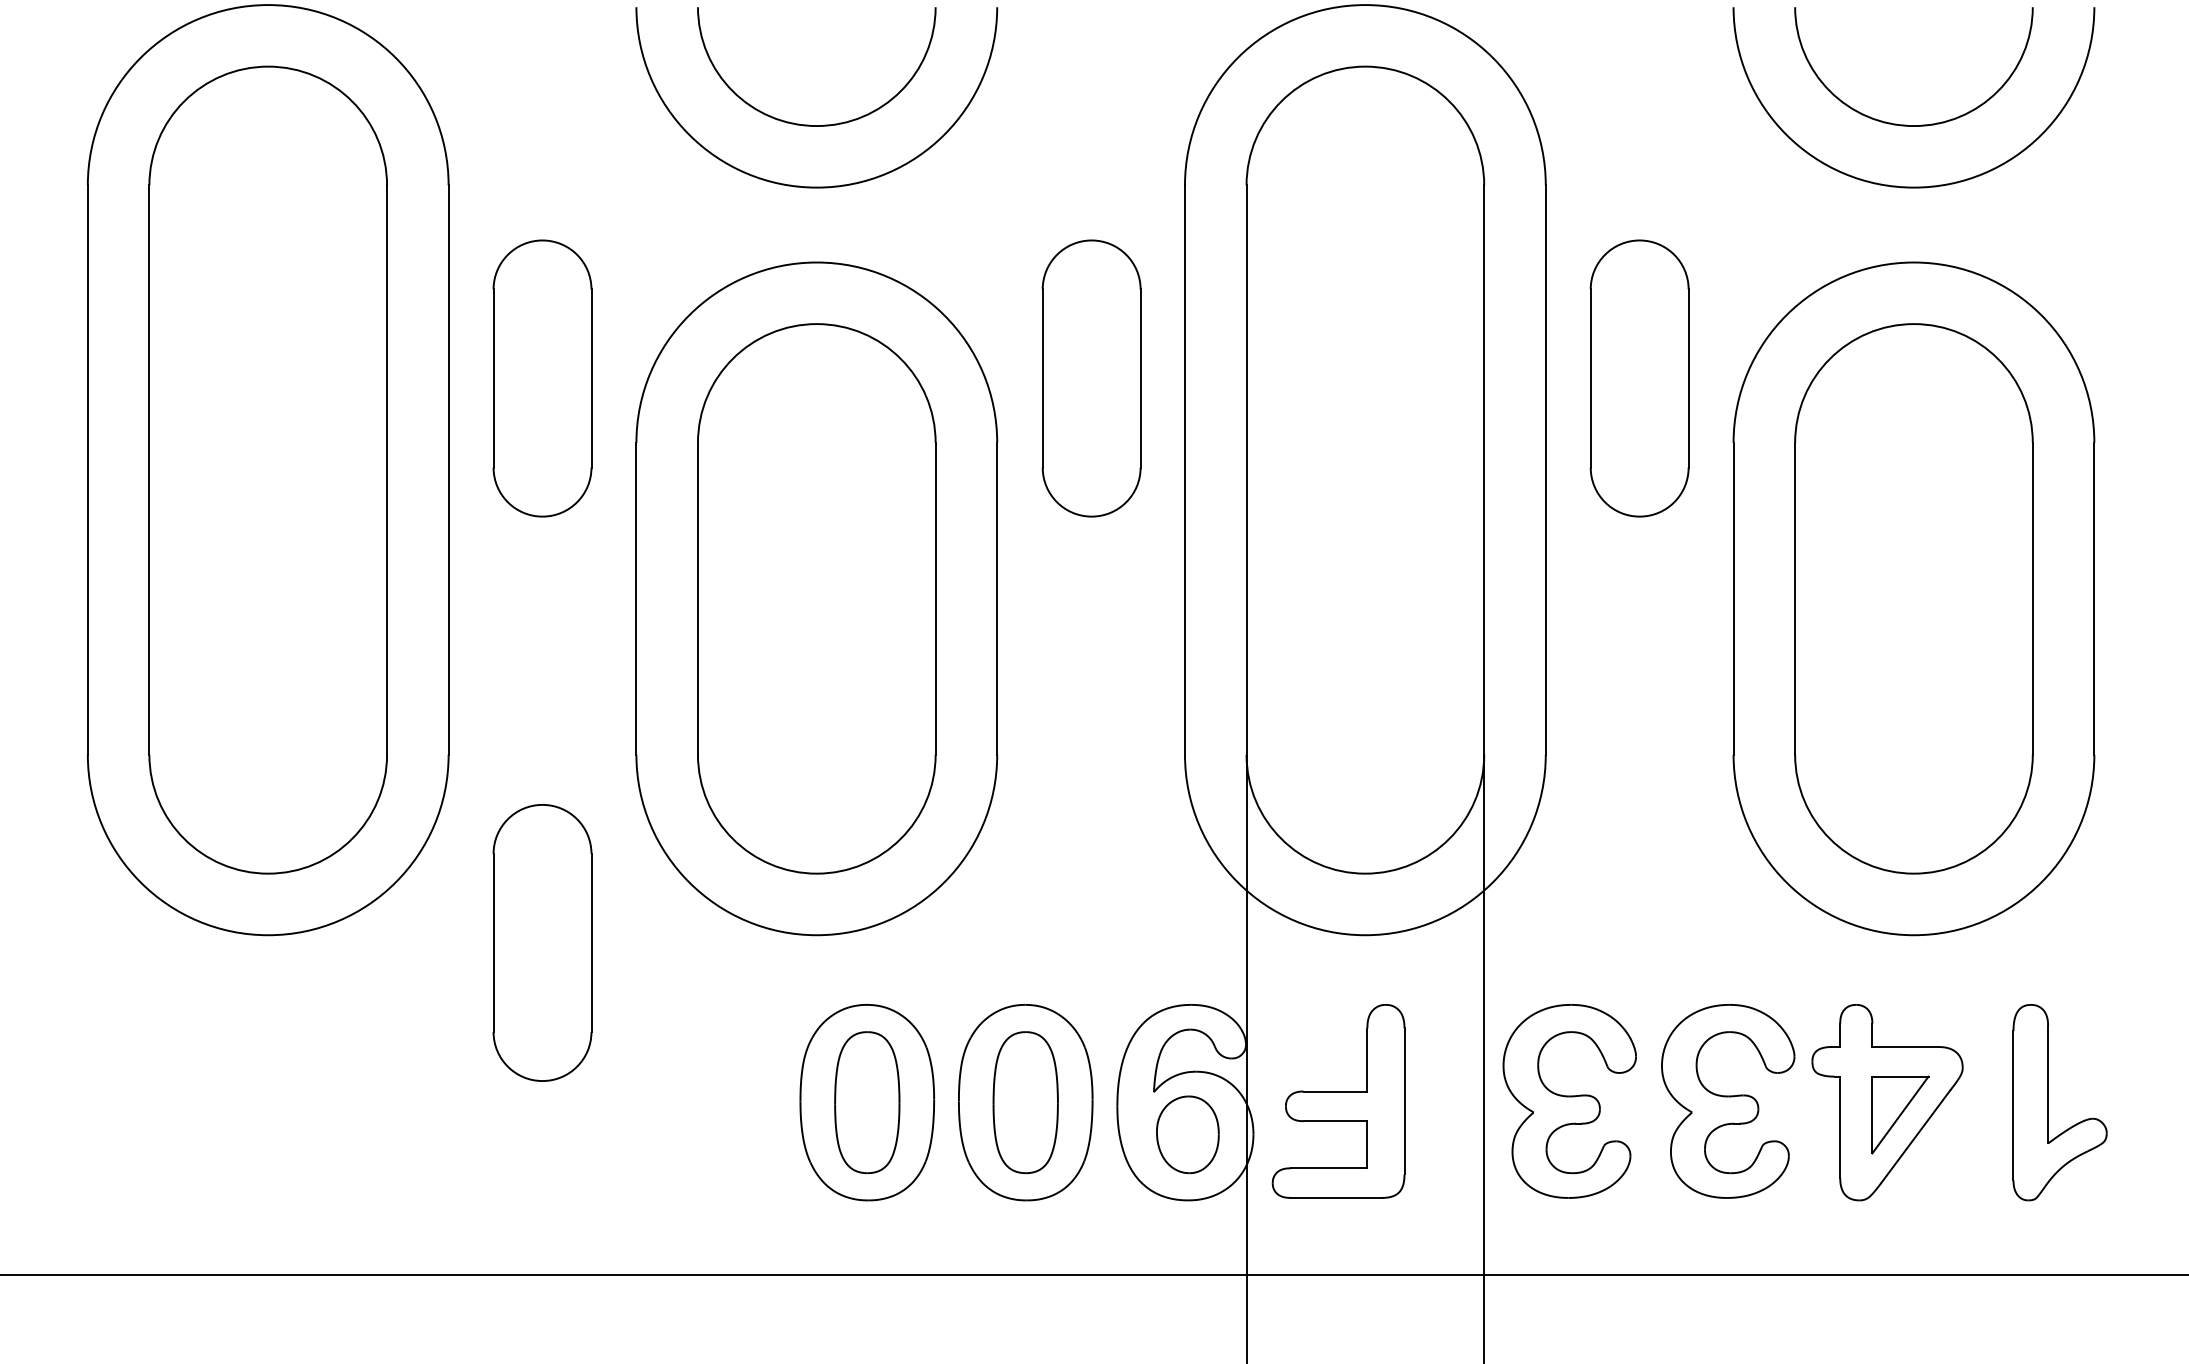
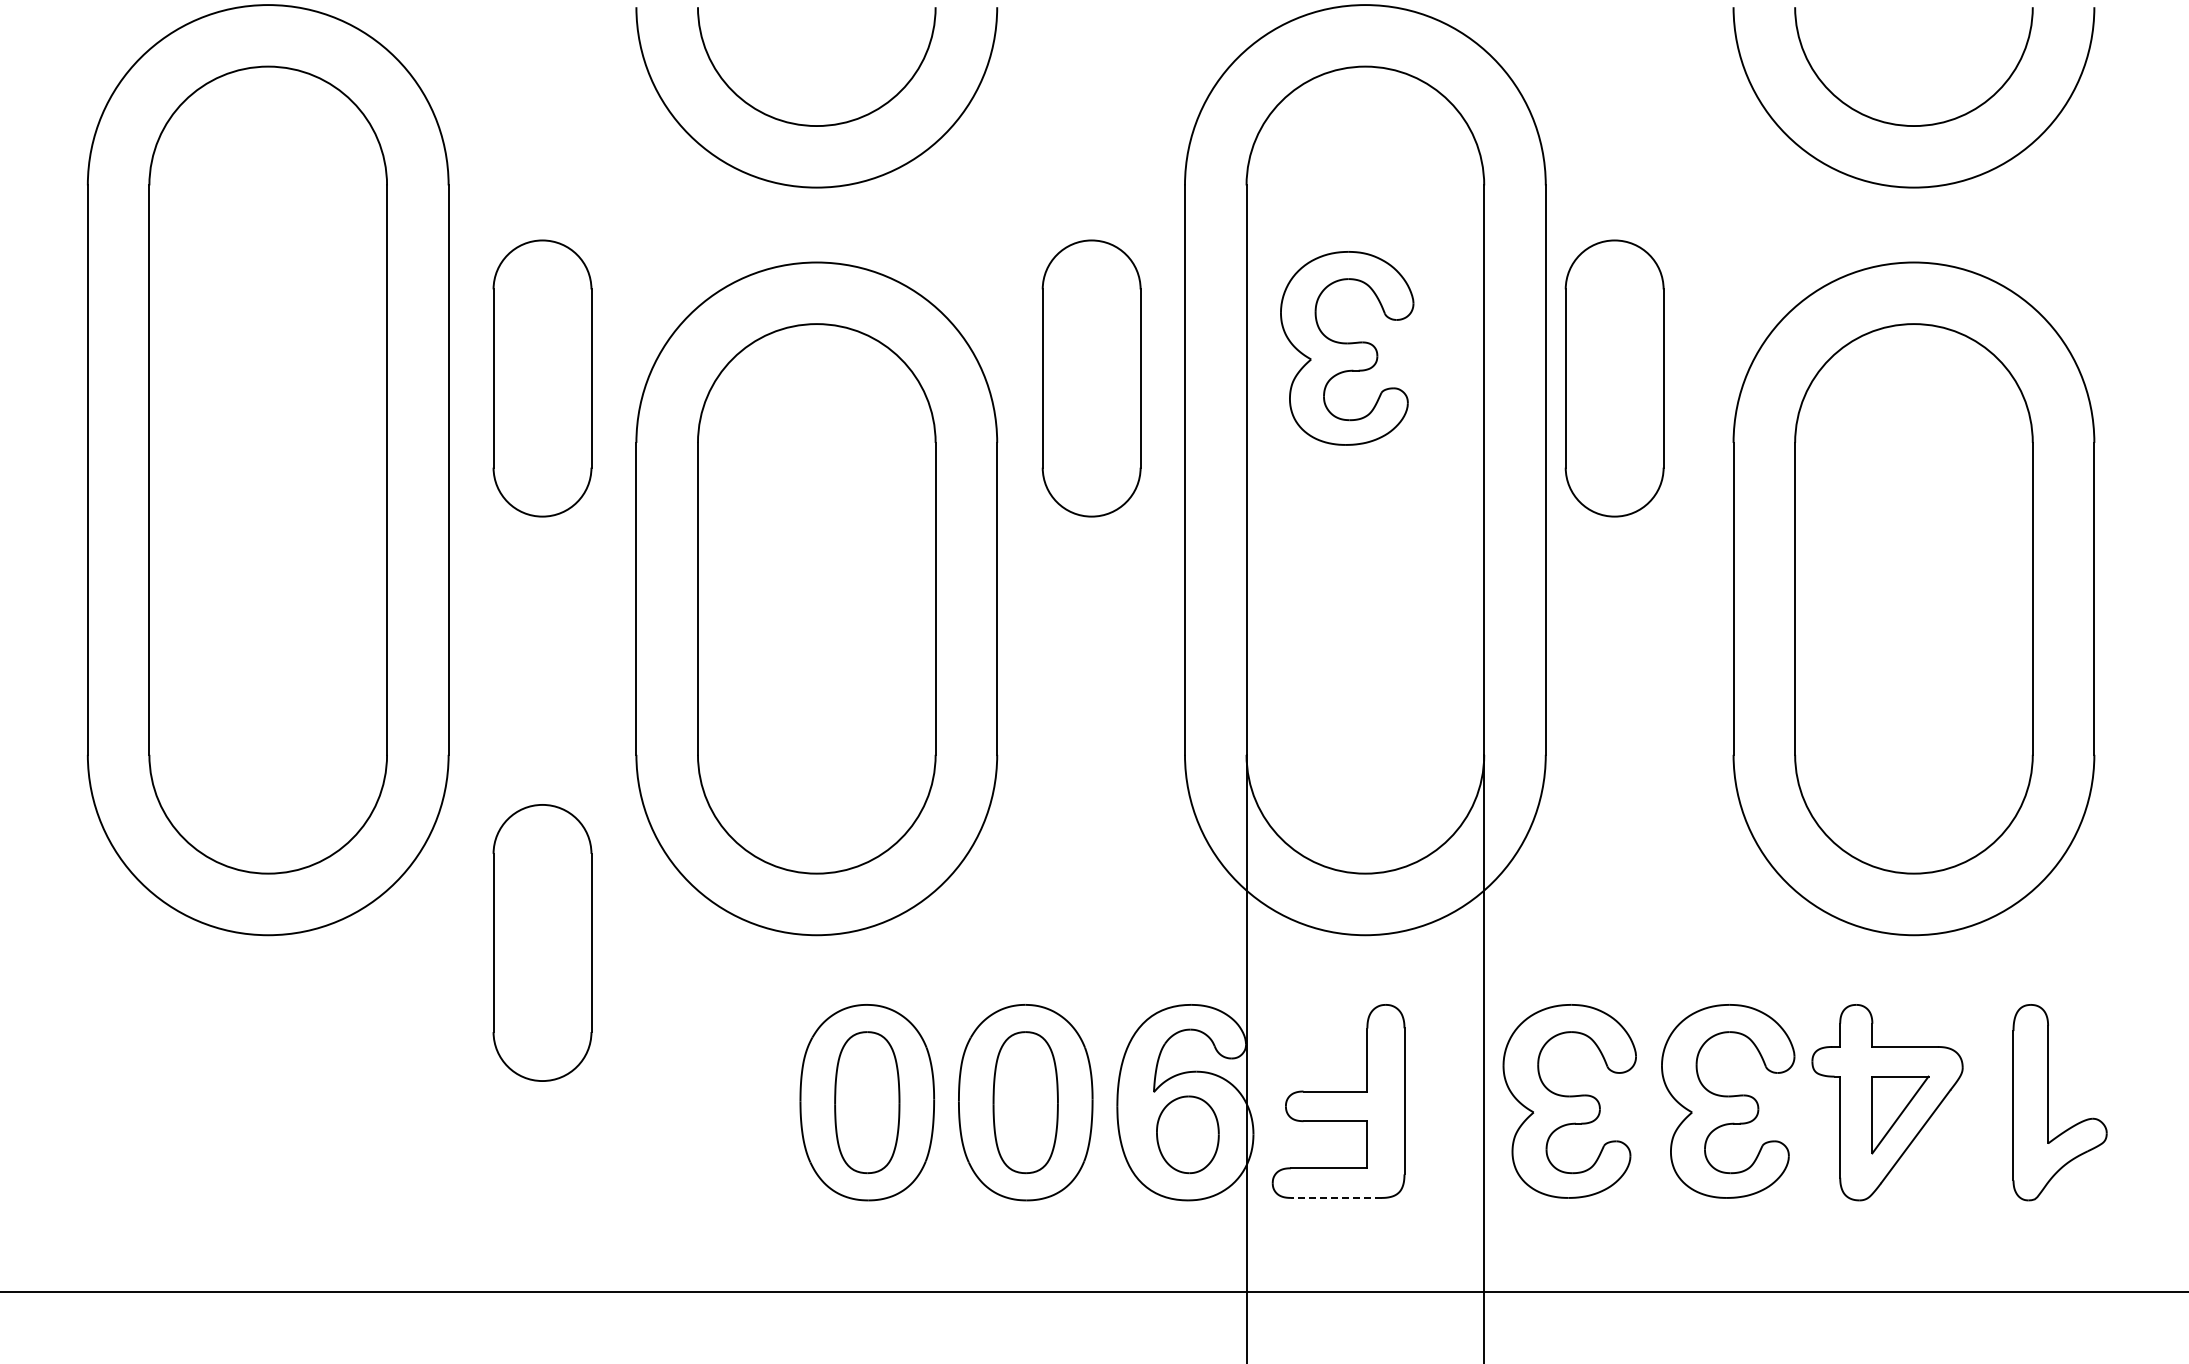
part: none -> present (1347, 348)
part position: (1639, 378) -> (1614, 378) (1614, 378)
line: solid -> dashed (1335, 1197)
line position: (1093, 1274) -> (1093, 1291) (1093, 1291)
